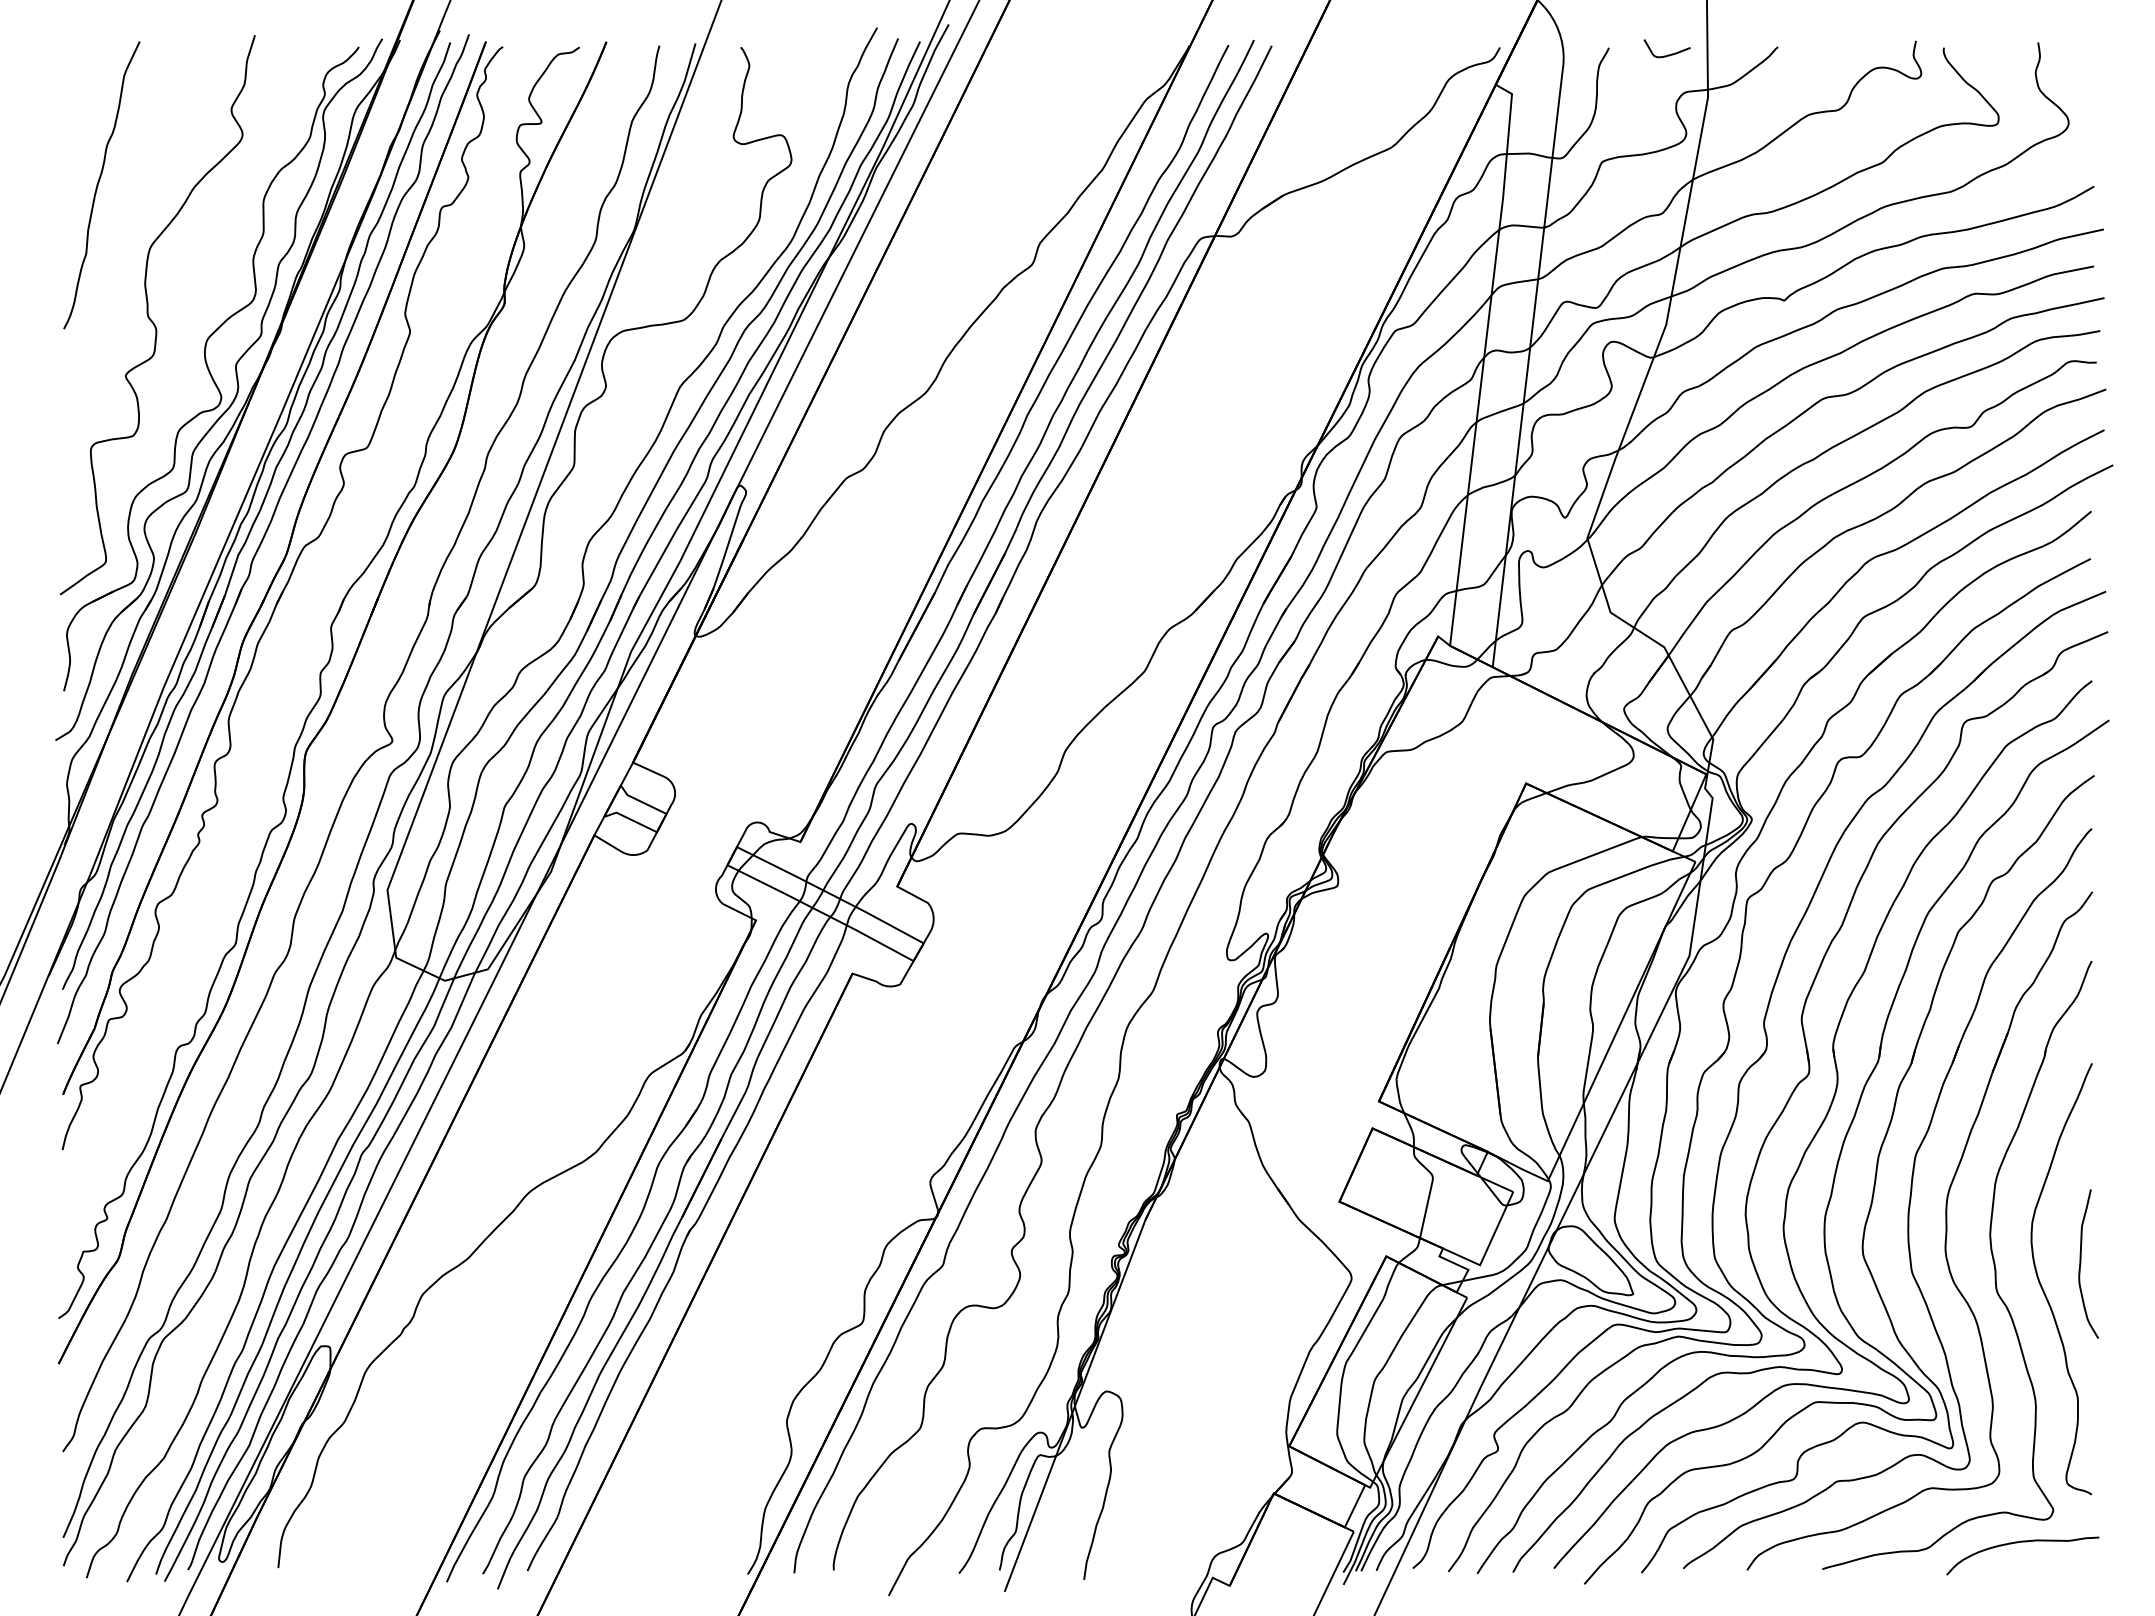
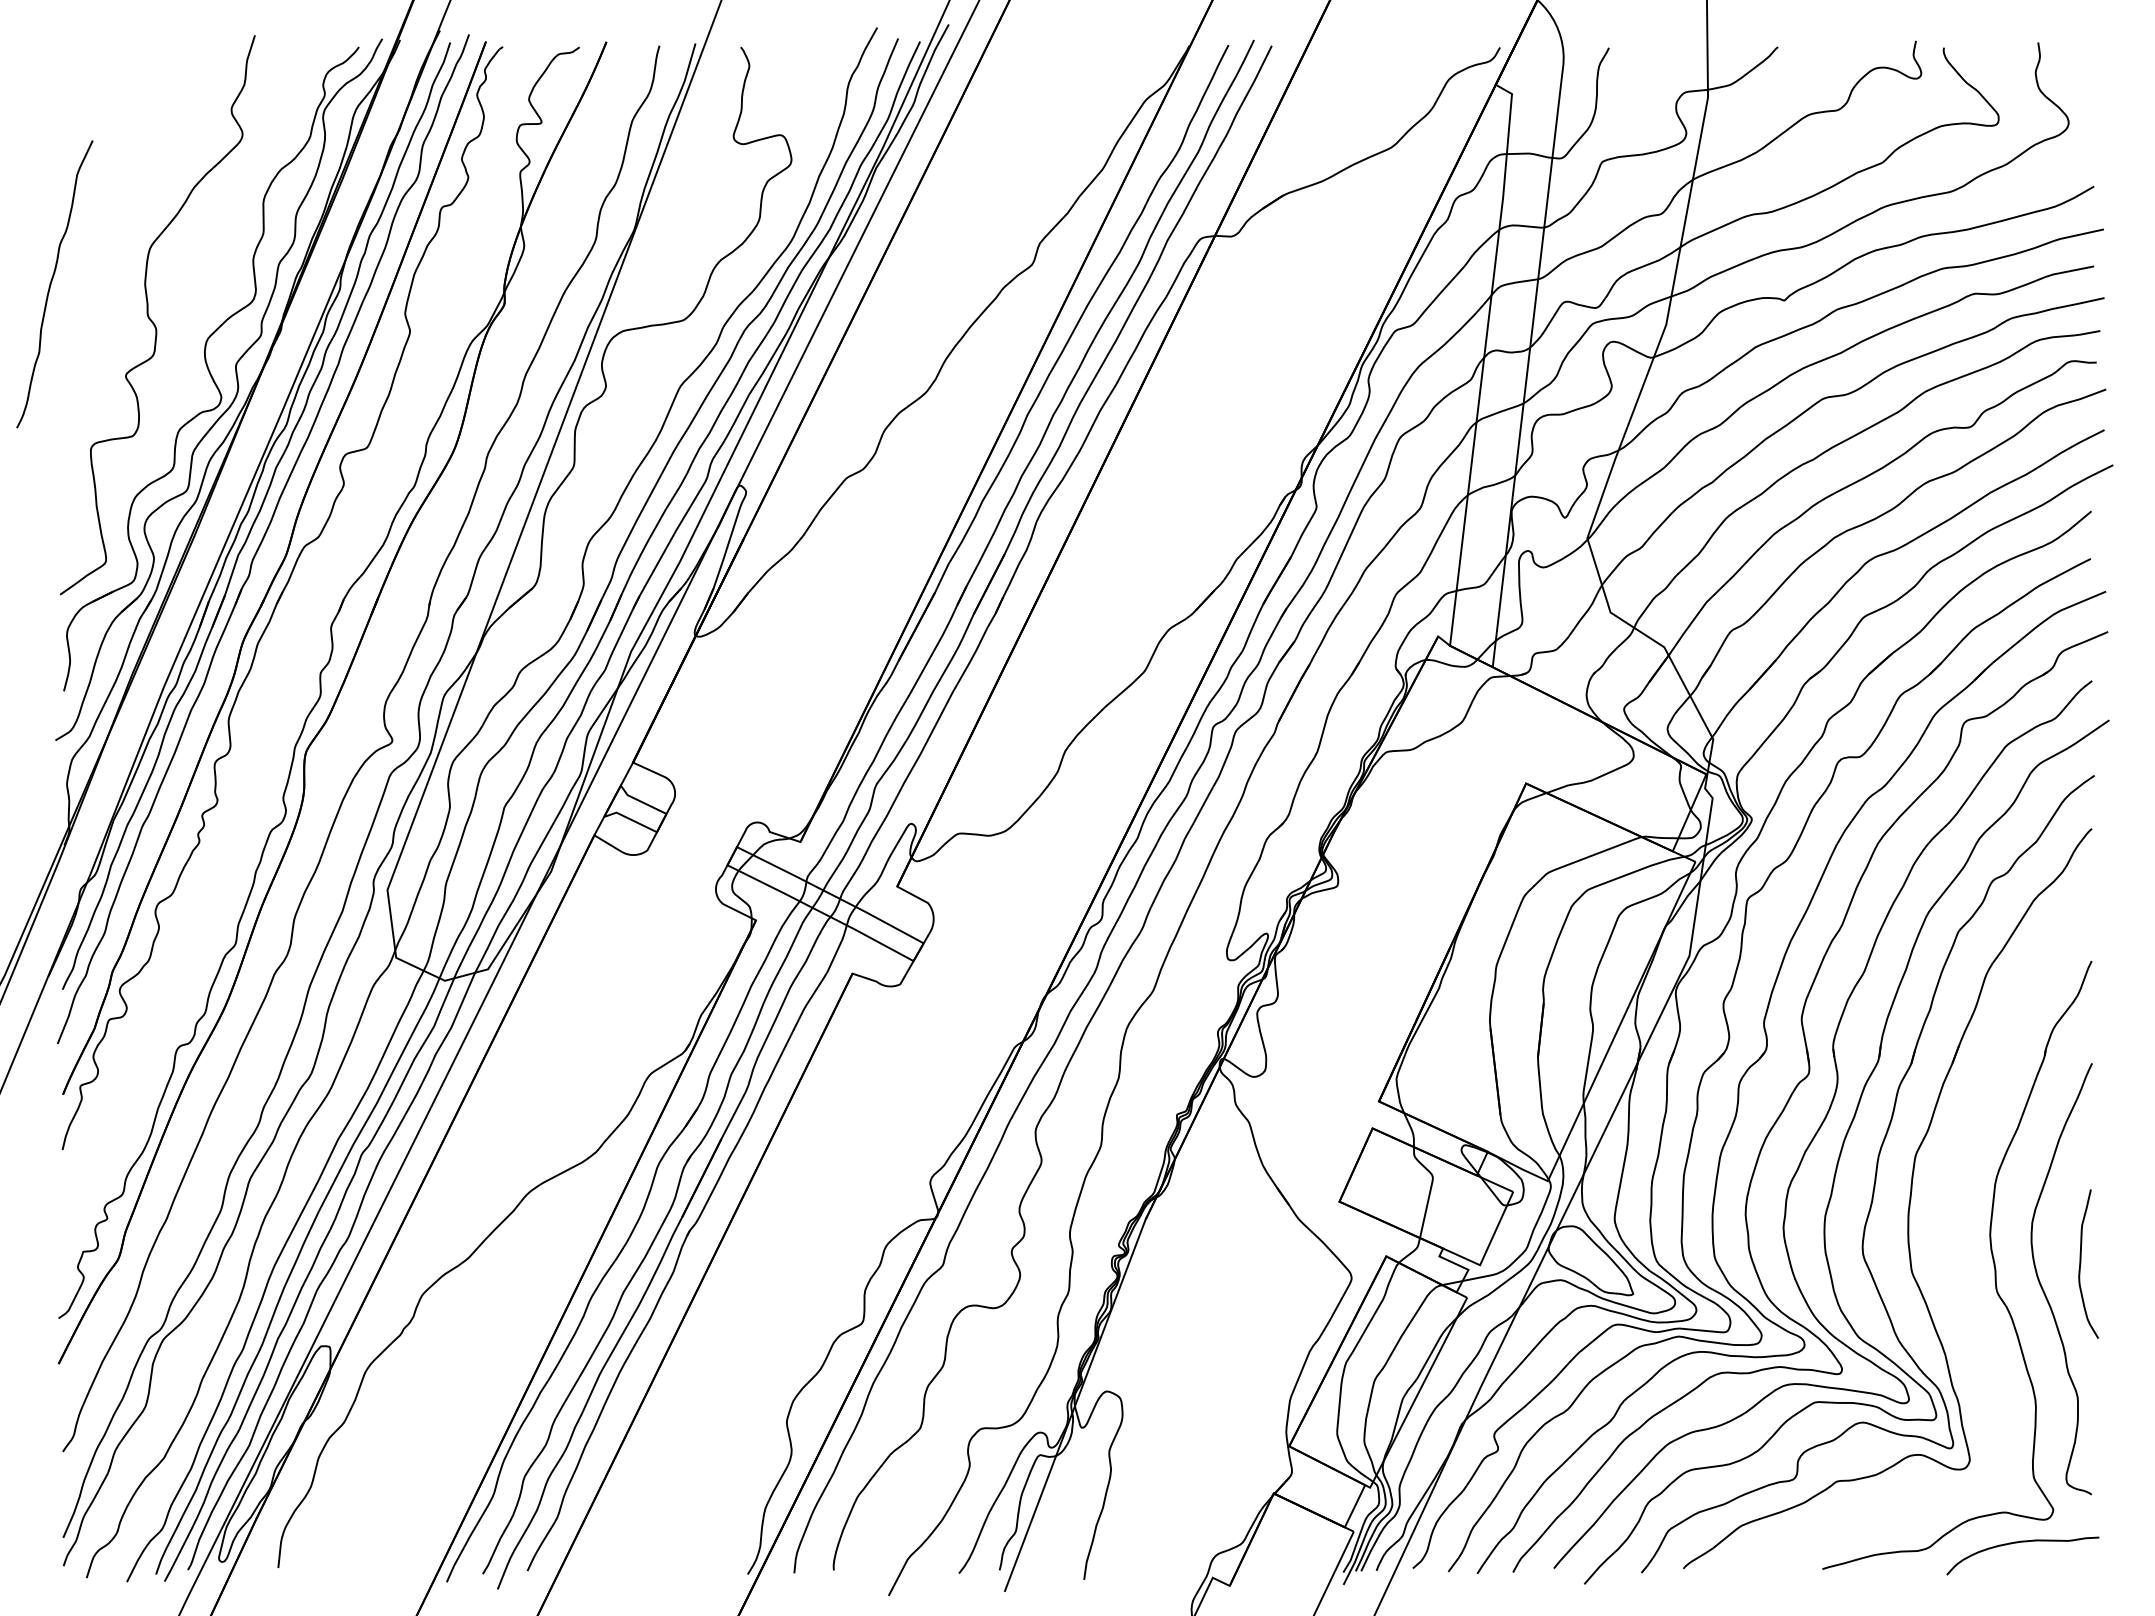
curve: present -> none (1667, 54)
curve position: (98, 185) -> (51, 284) (51, 284)
part: present -> none (1945, 1230)
